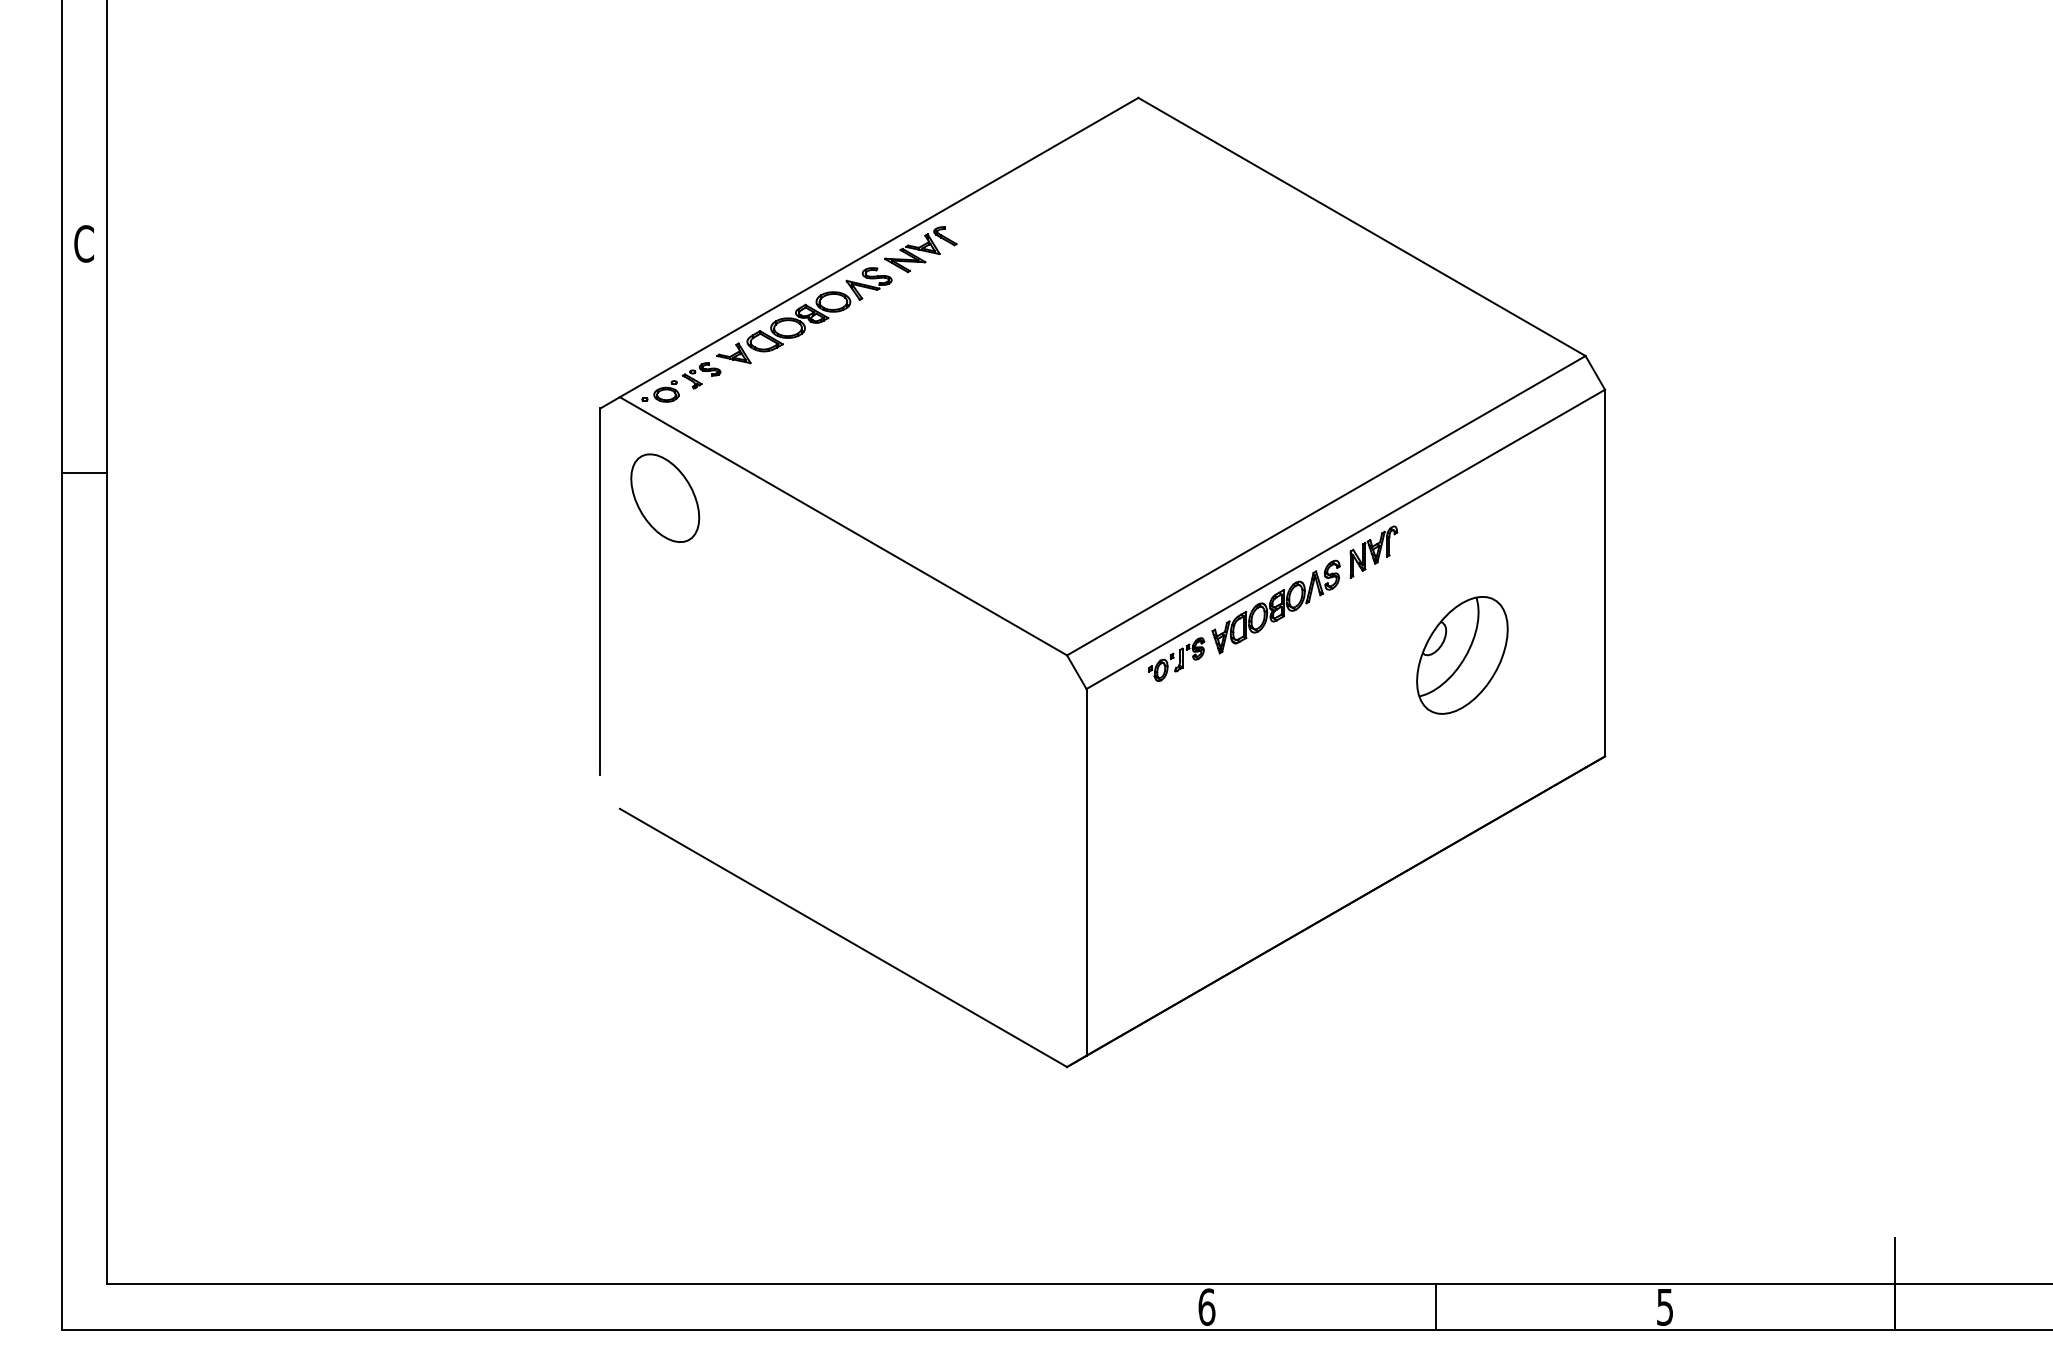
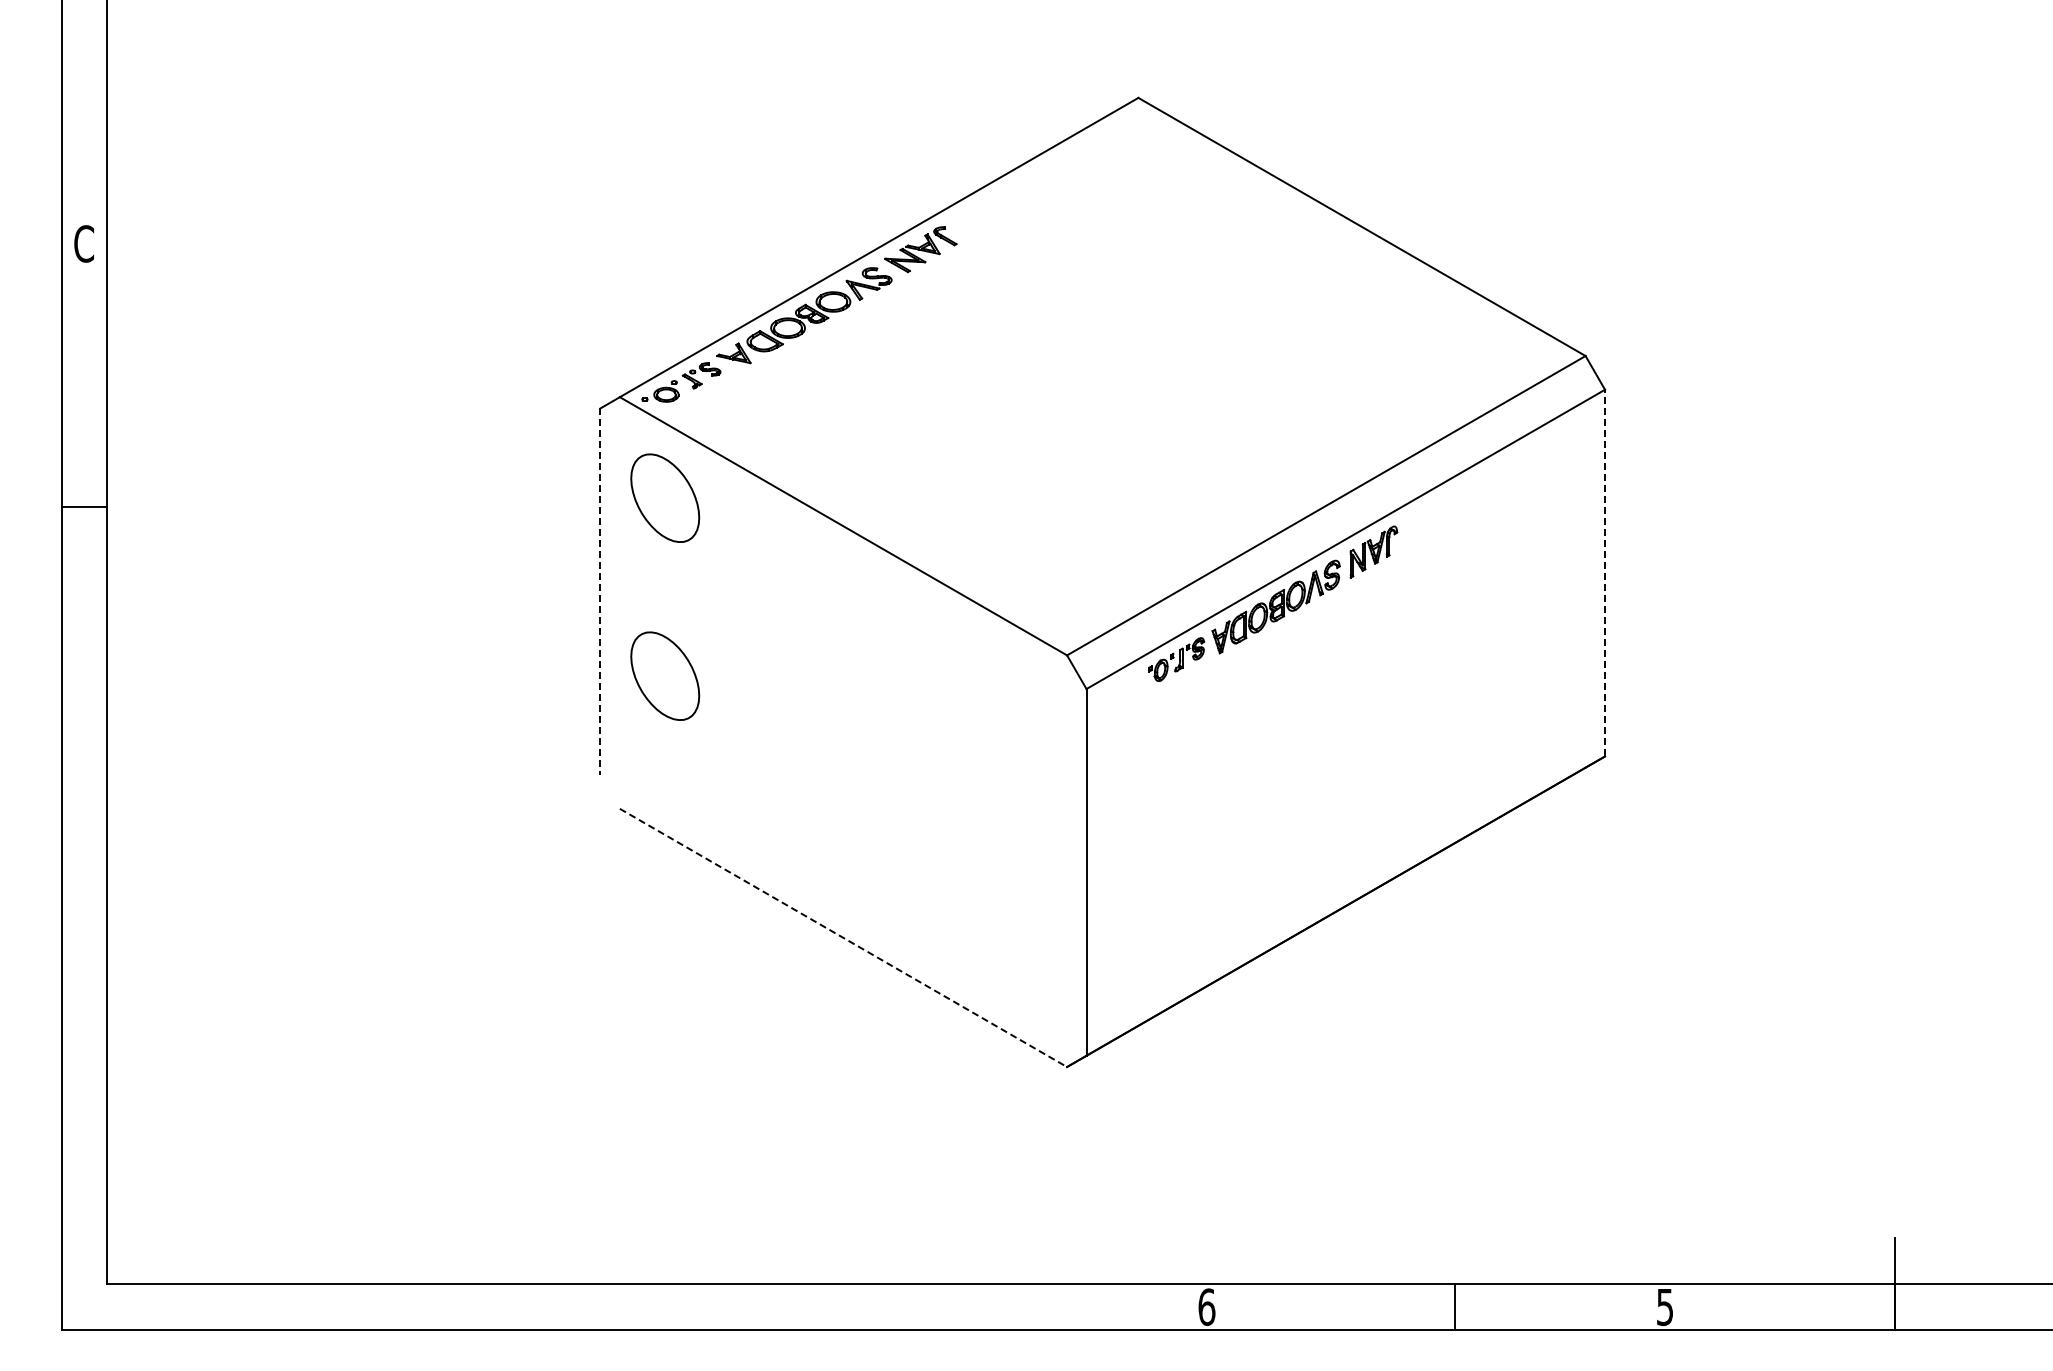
line position: (84, 472) -> (84, 506) (84, 506)
line: solid -> dashed (1605, 572)
line: solid -> dashed (600, 592)
part: present -> none (1462, 655)
part: none -> present (665, 675)
line: solid -> dashed (843, 938)
line position: (1436, 1307) -> (1455, 1307) (1455, 1307)
